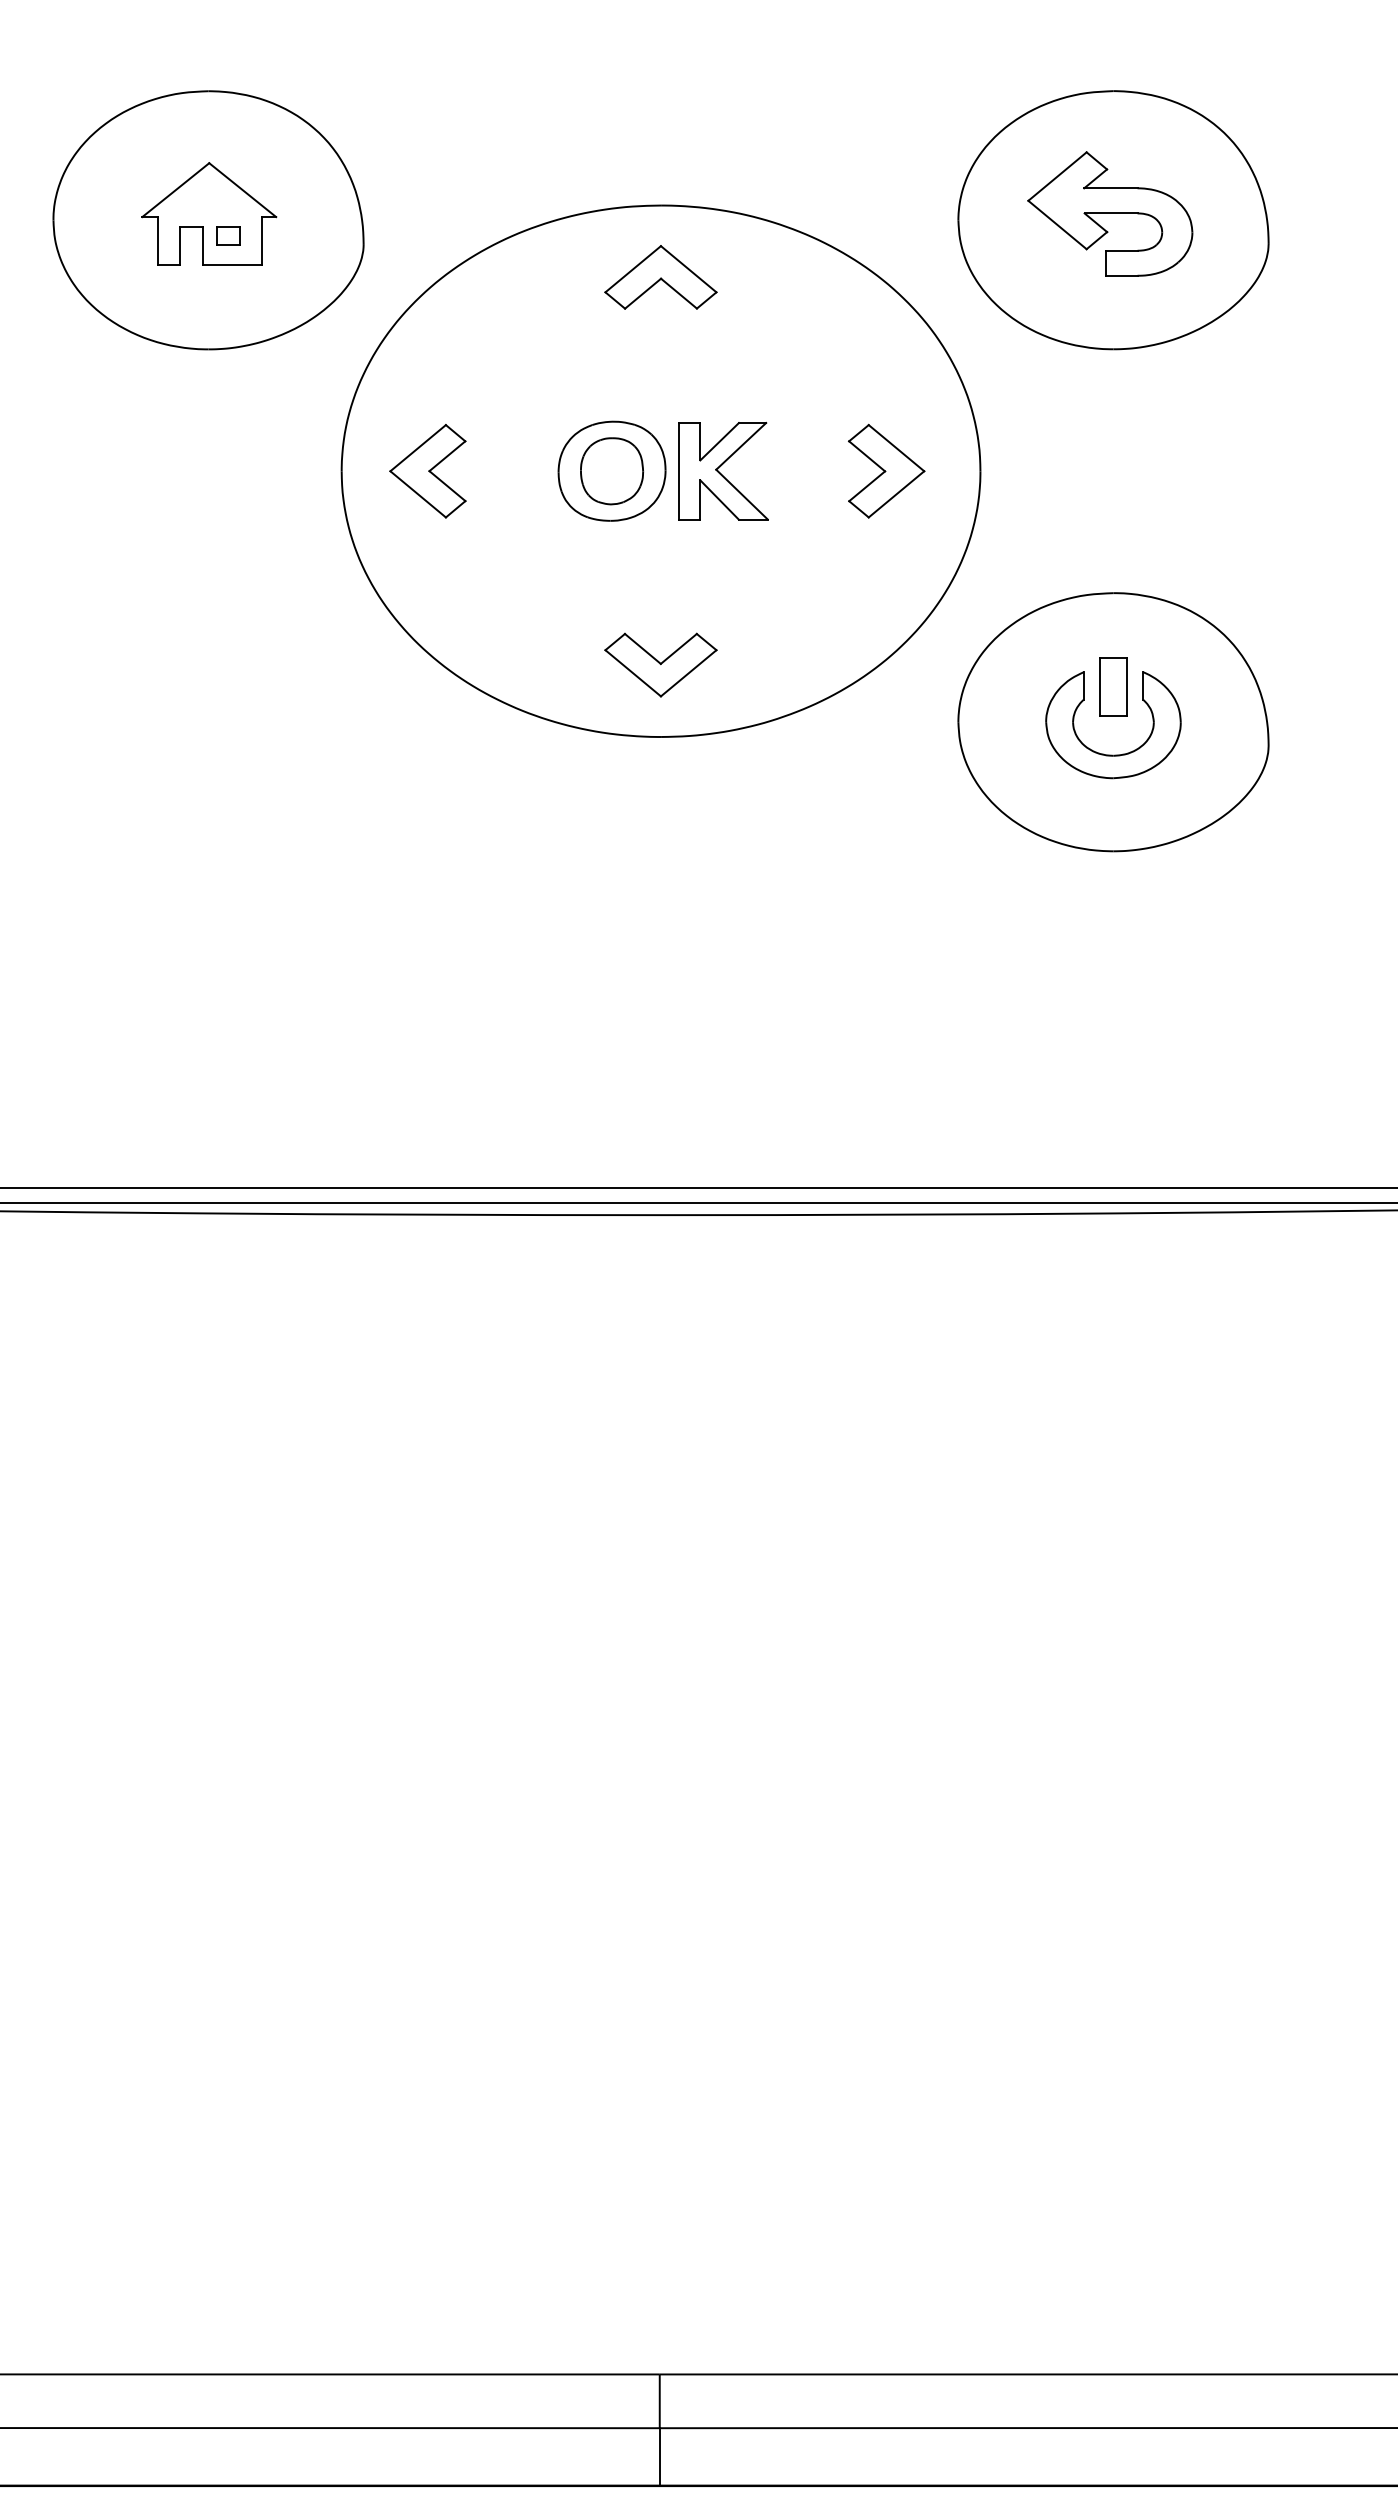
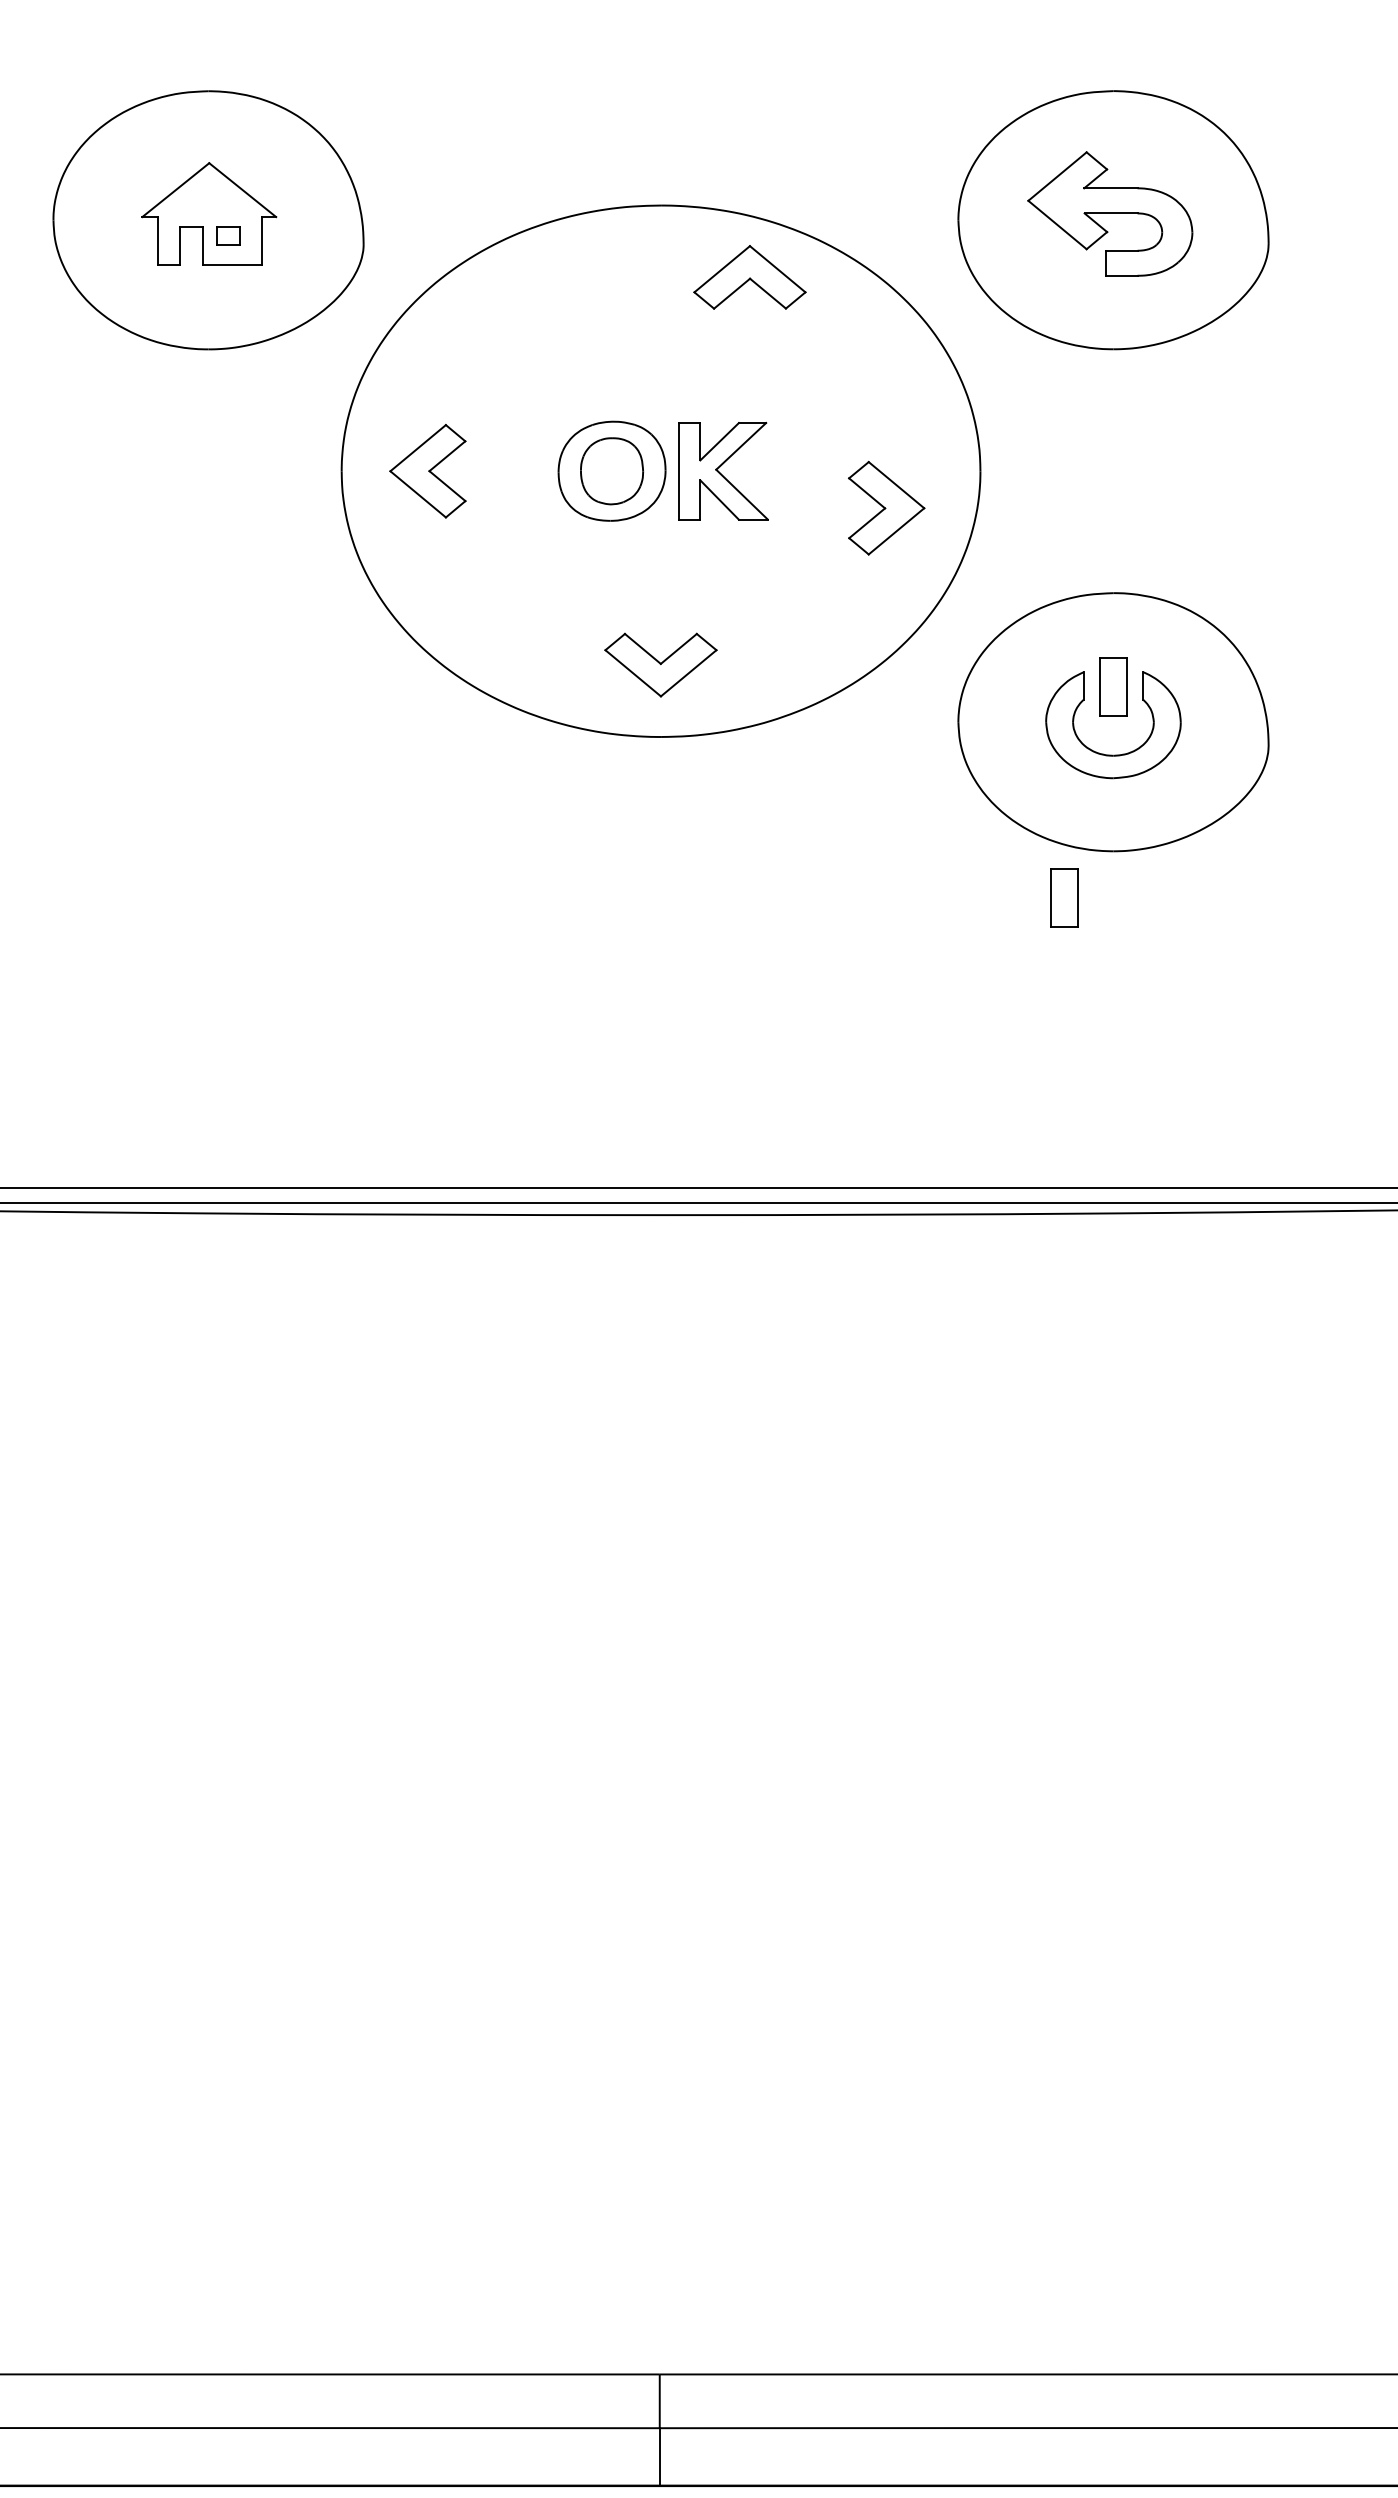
part position: (660, 277) -> (749, 277) (749, 277)
part position: (886, 470) -> (886, 507) (886, 507)
part: none -> present (1064, 897)
